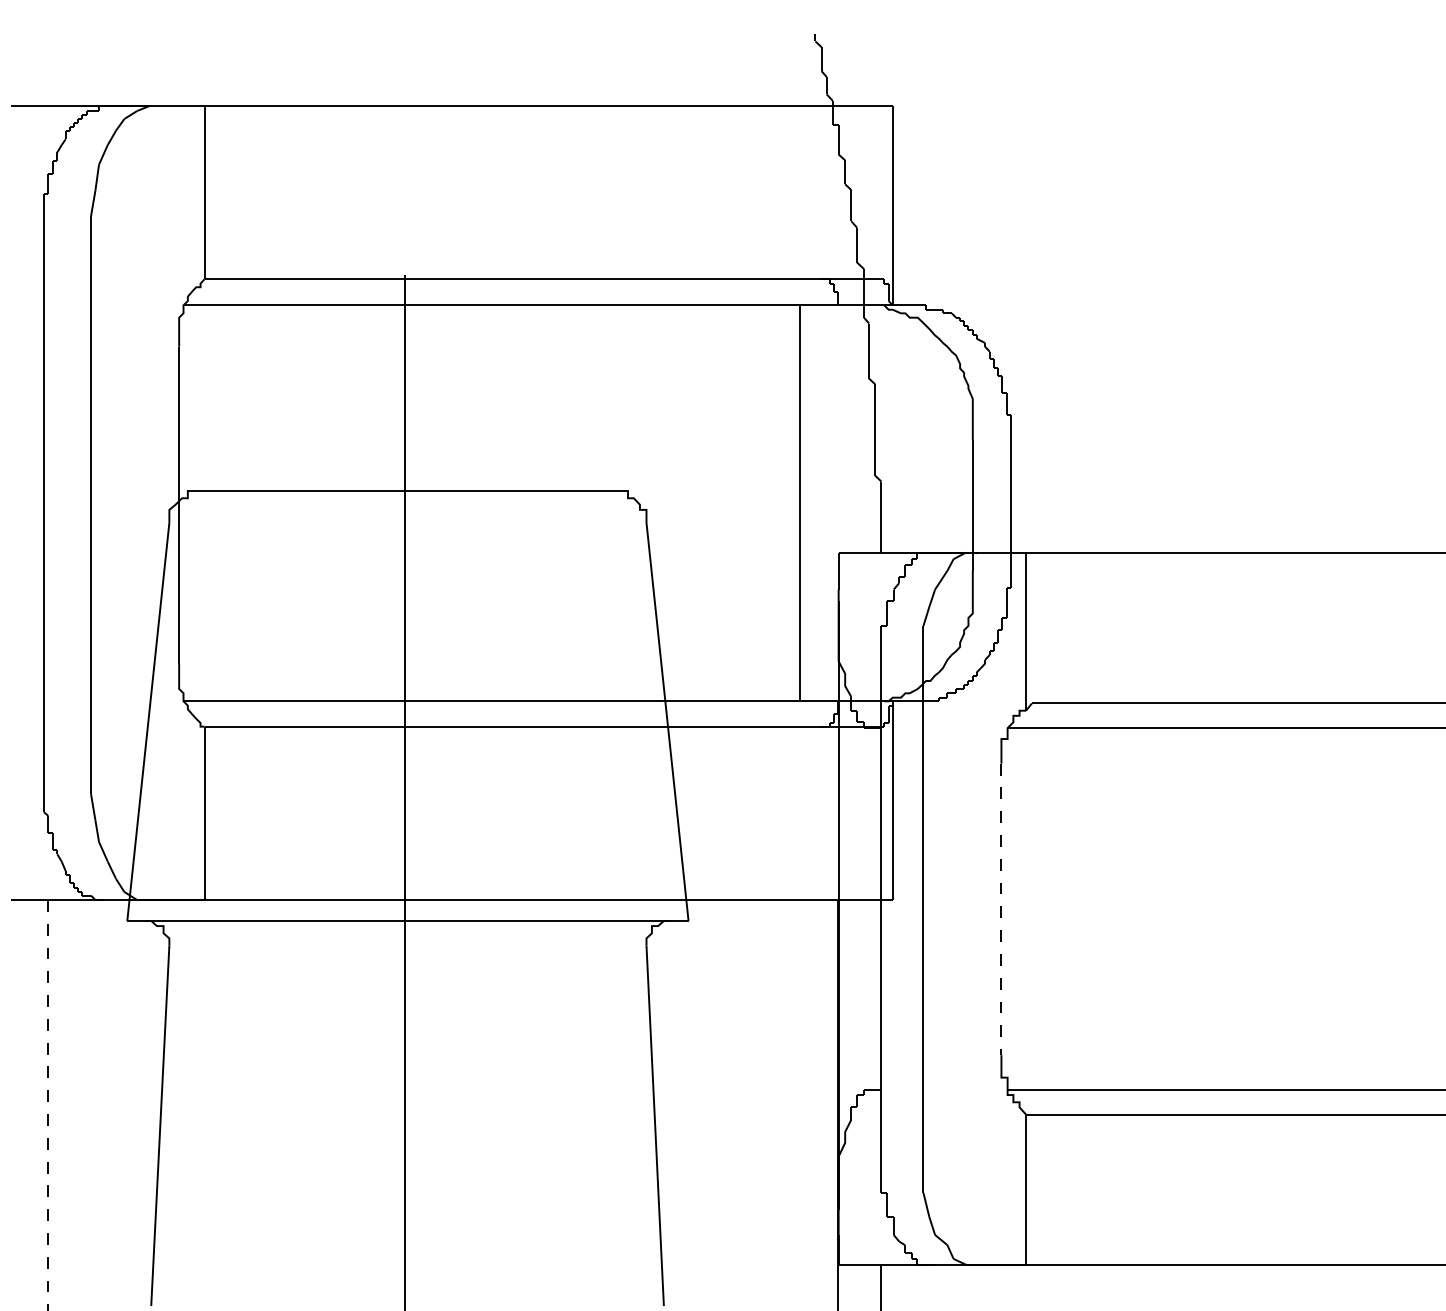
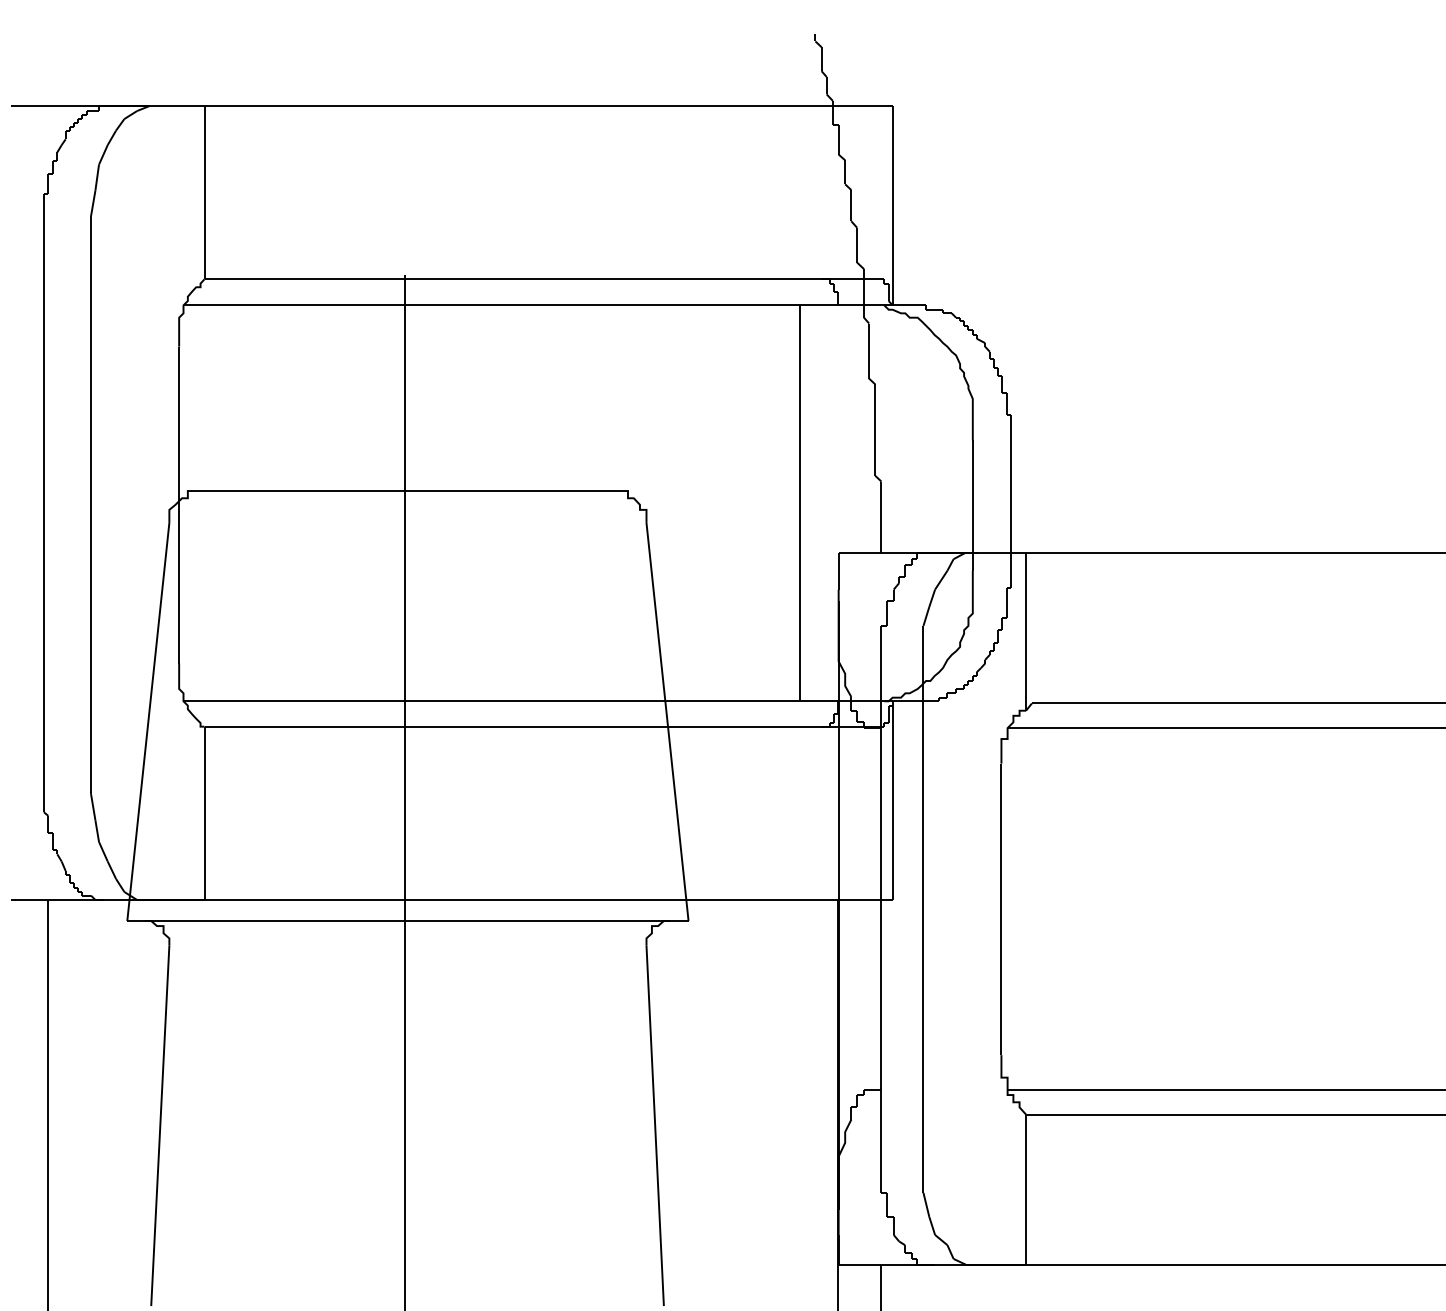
line: dashed -> solid (1001, 909)
line: dashed -> solid (48, 1105)
